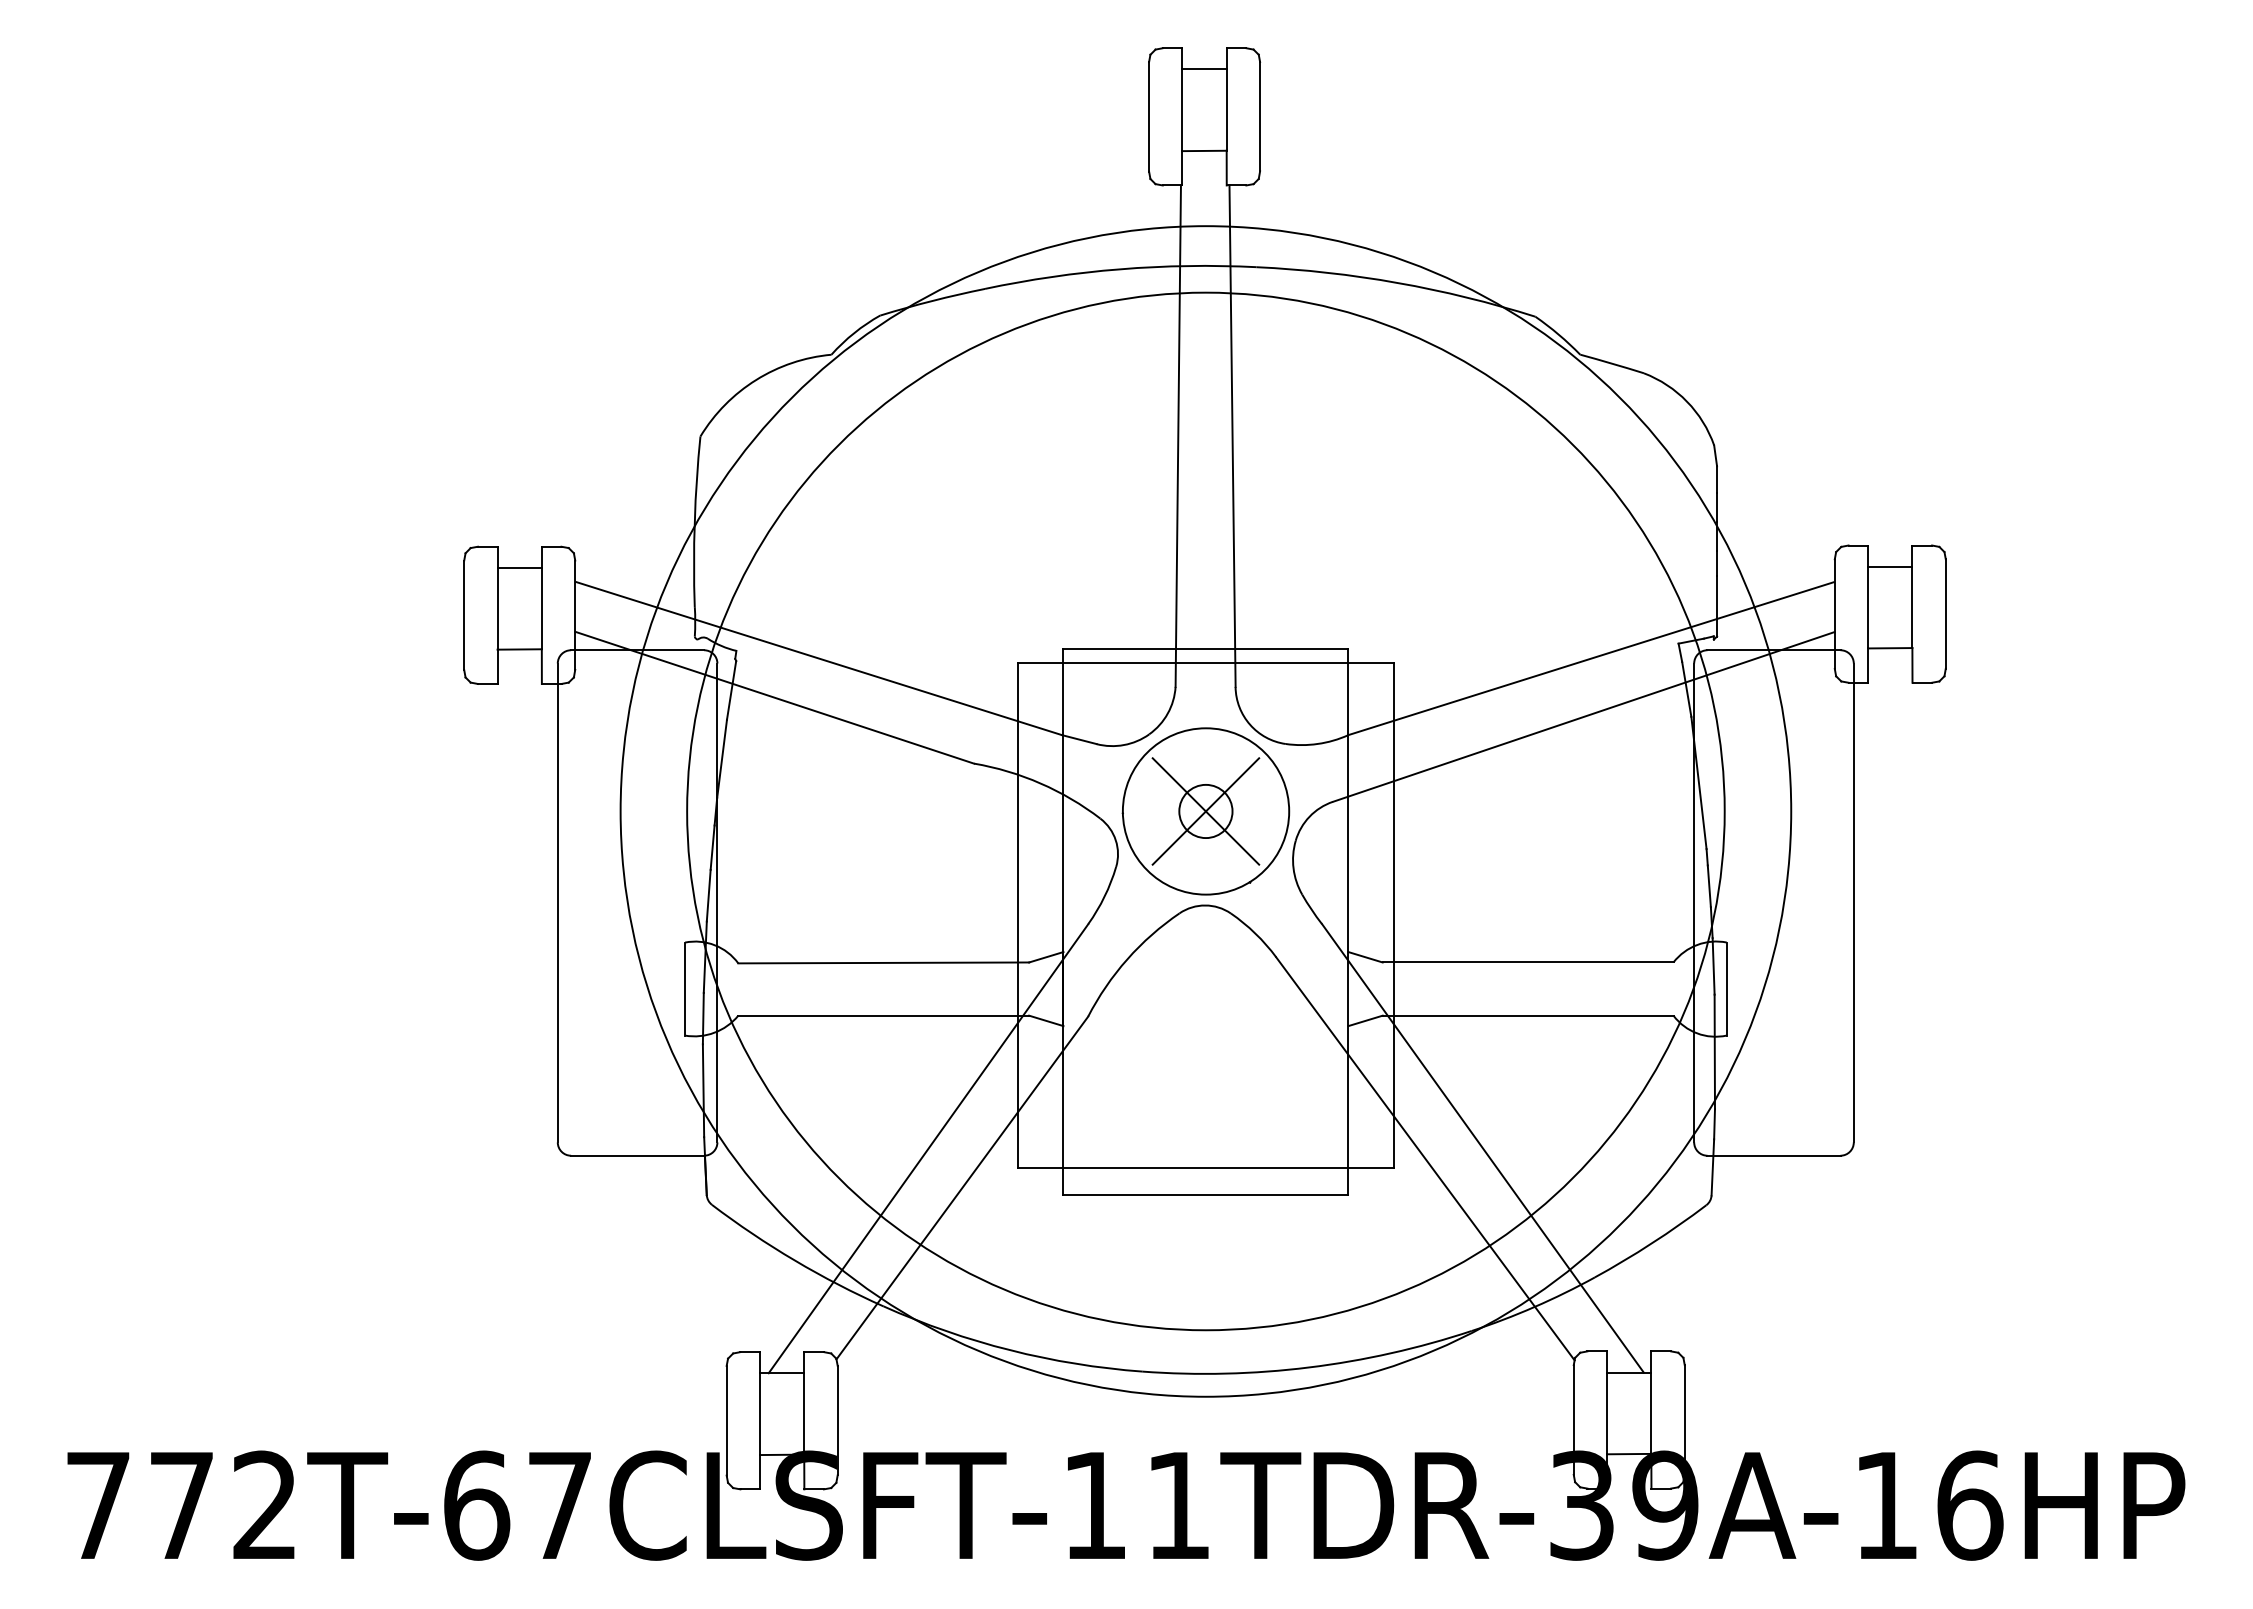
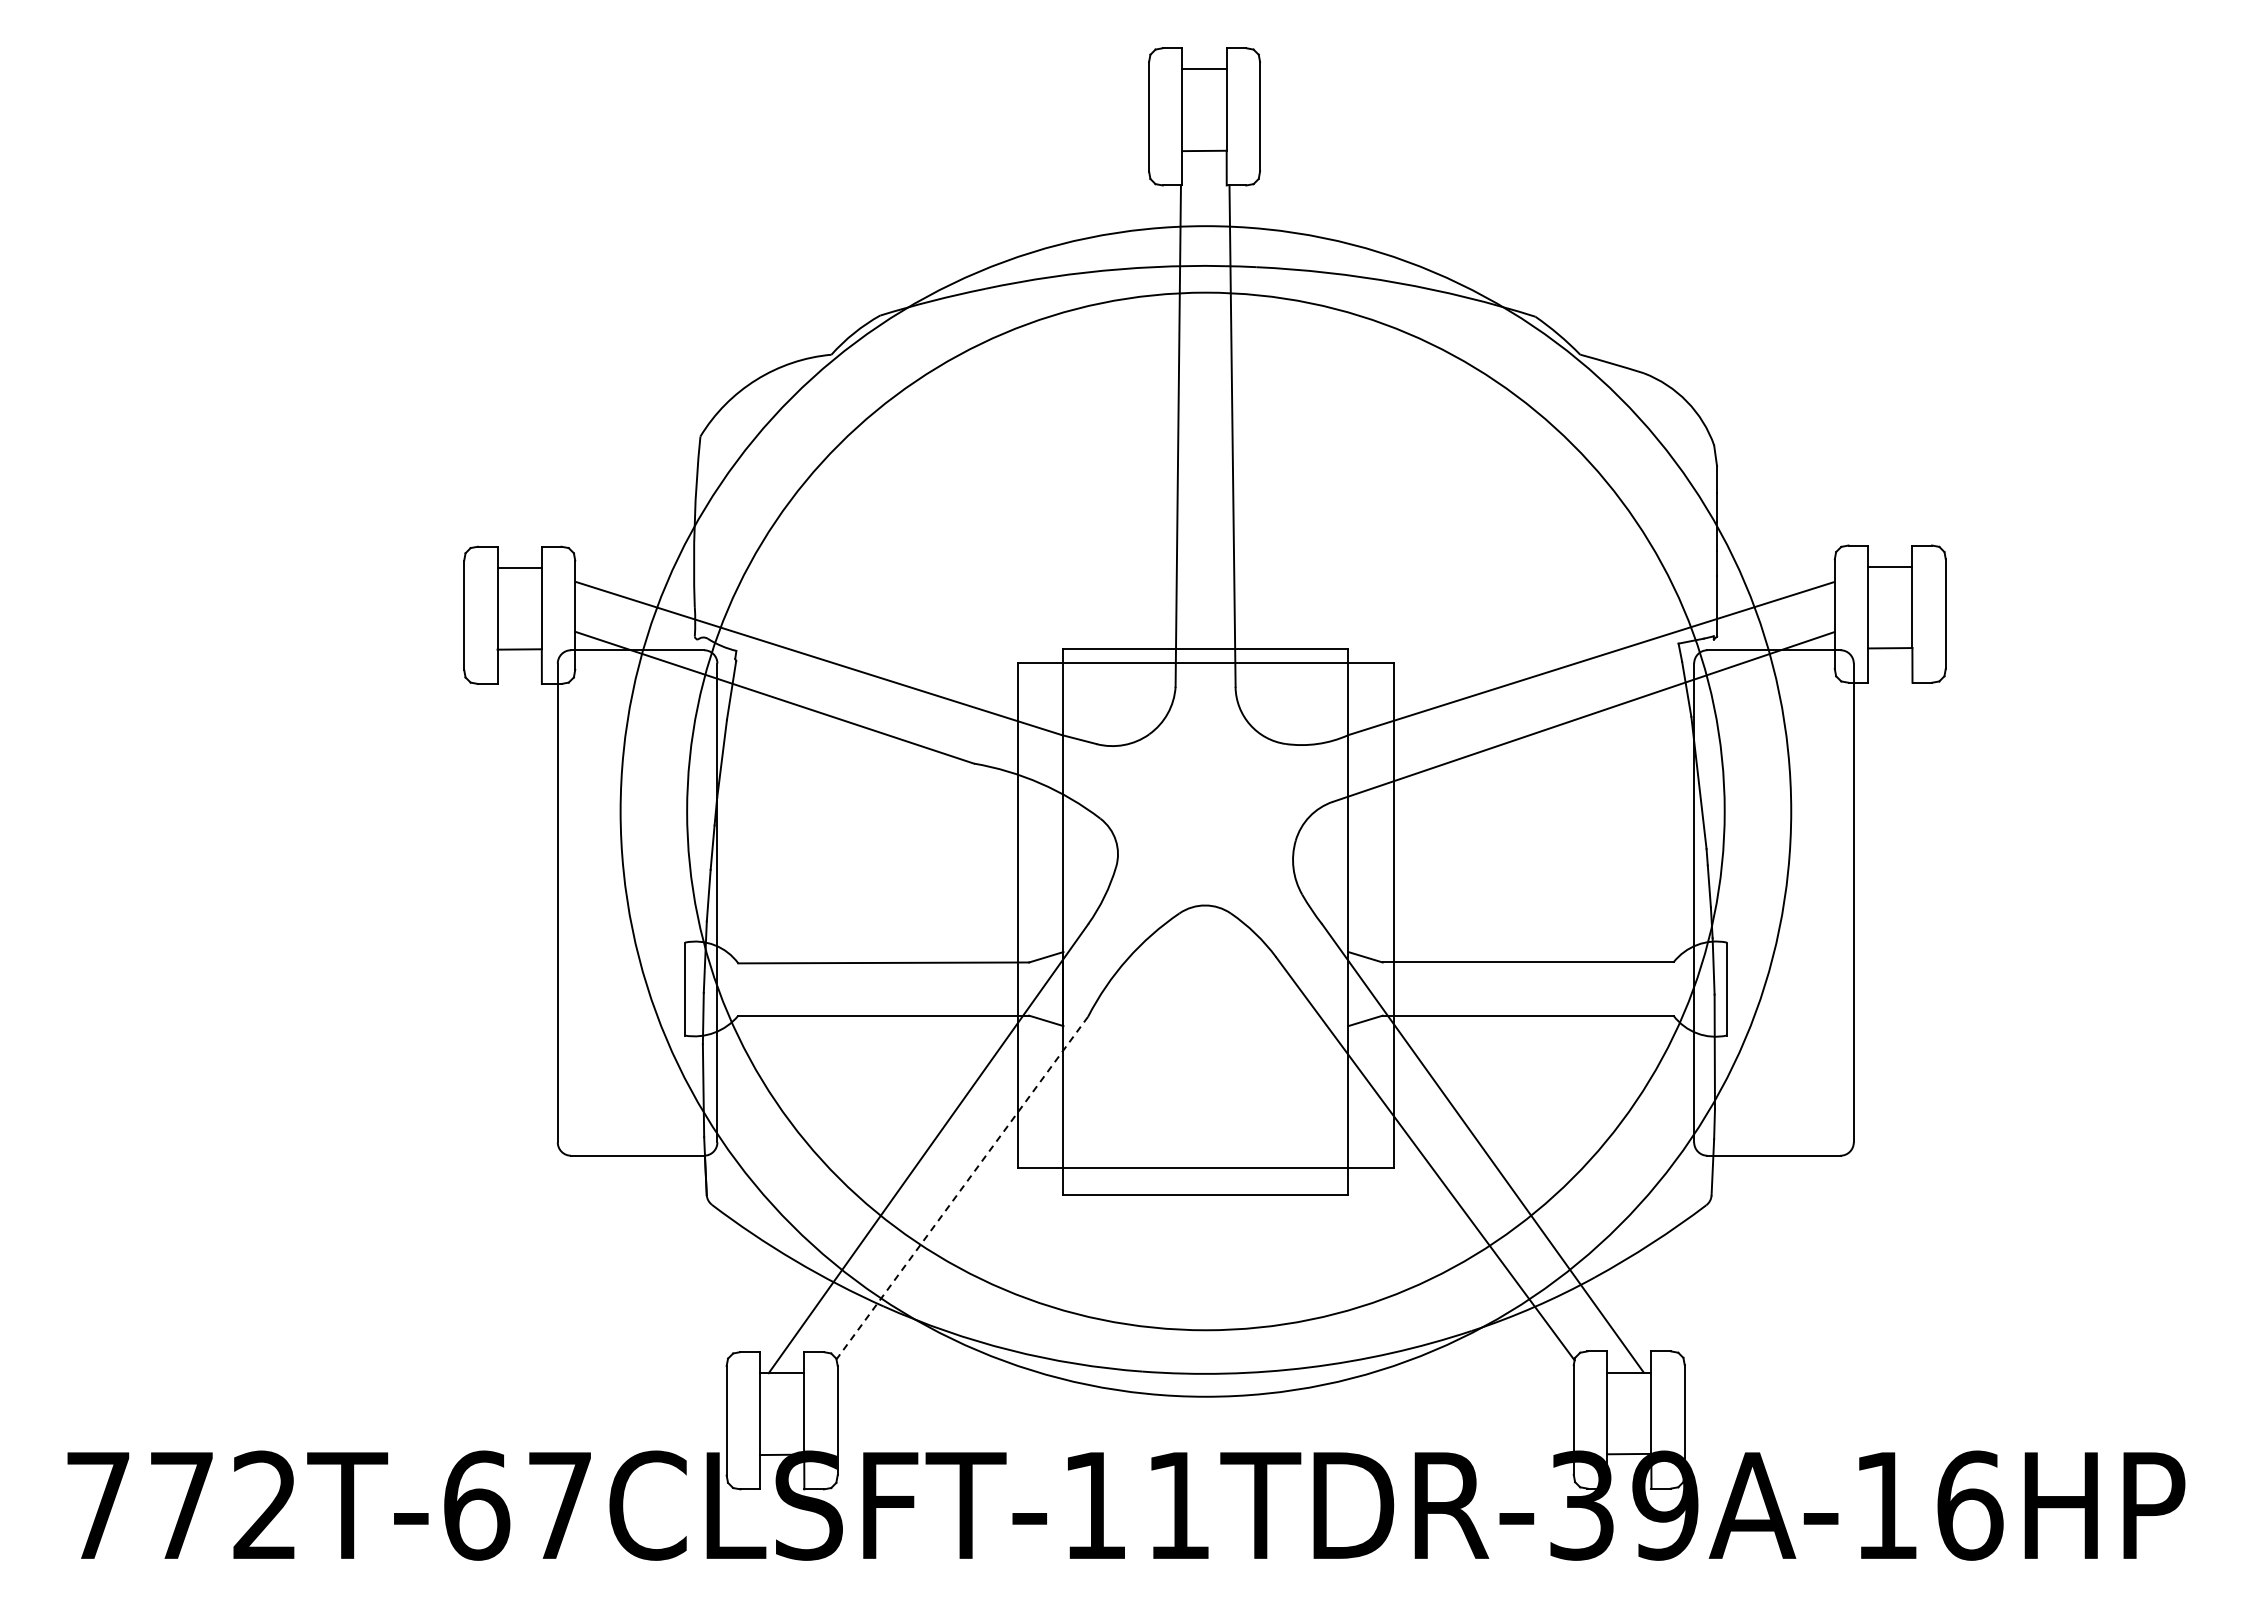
part: present -> none (1205, 811)
line: solid -> dashed (962, 1188)
